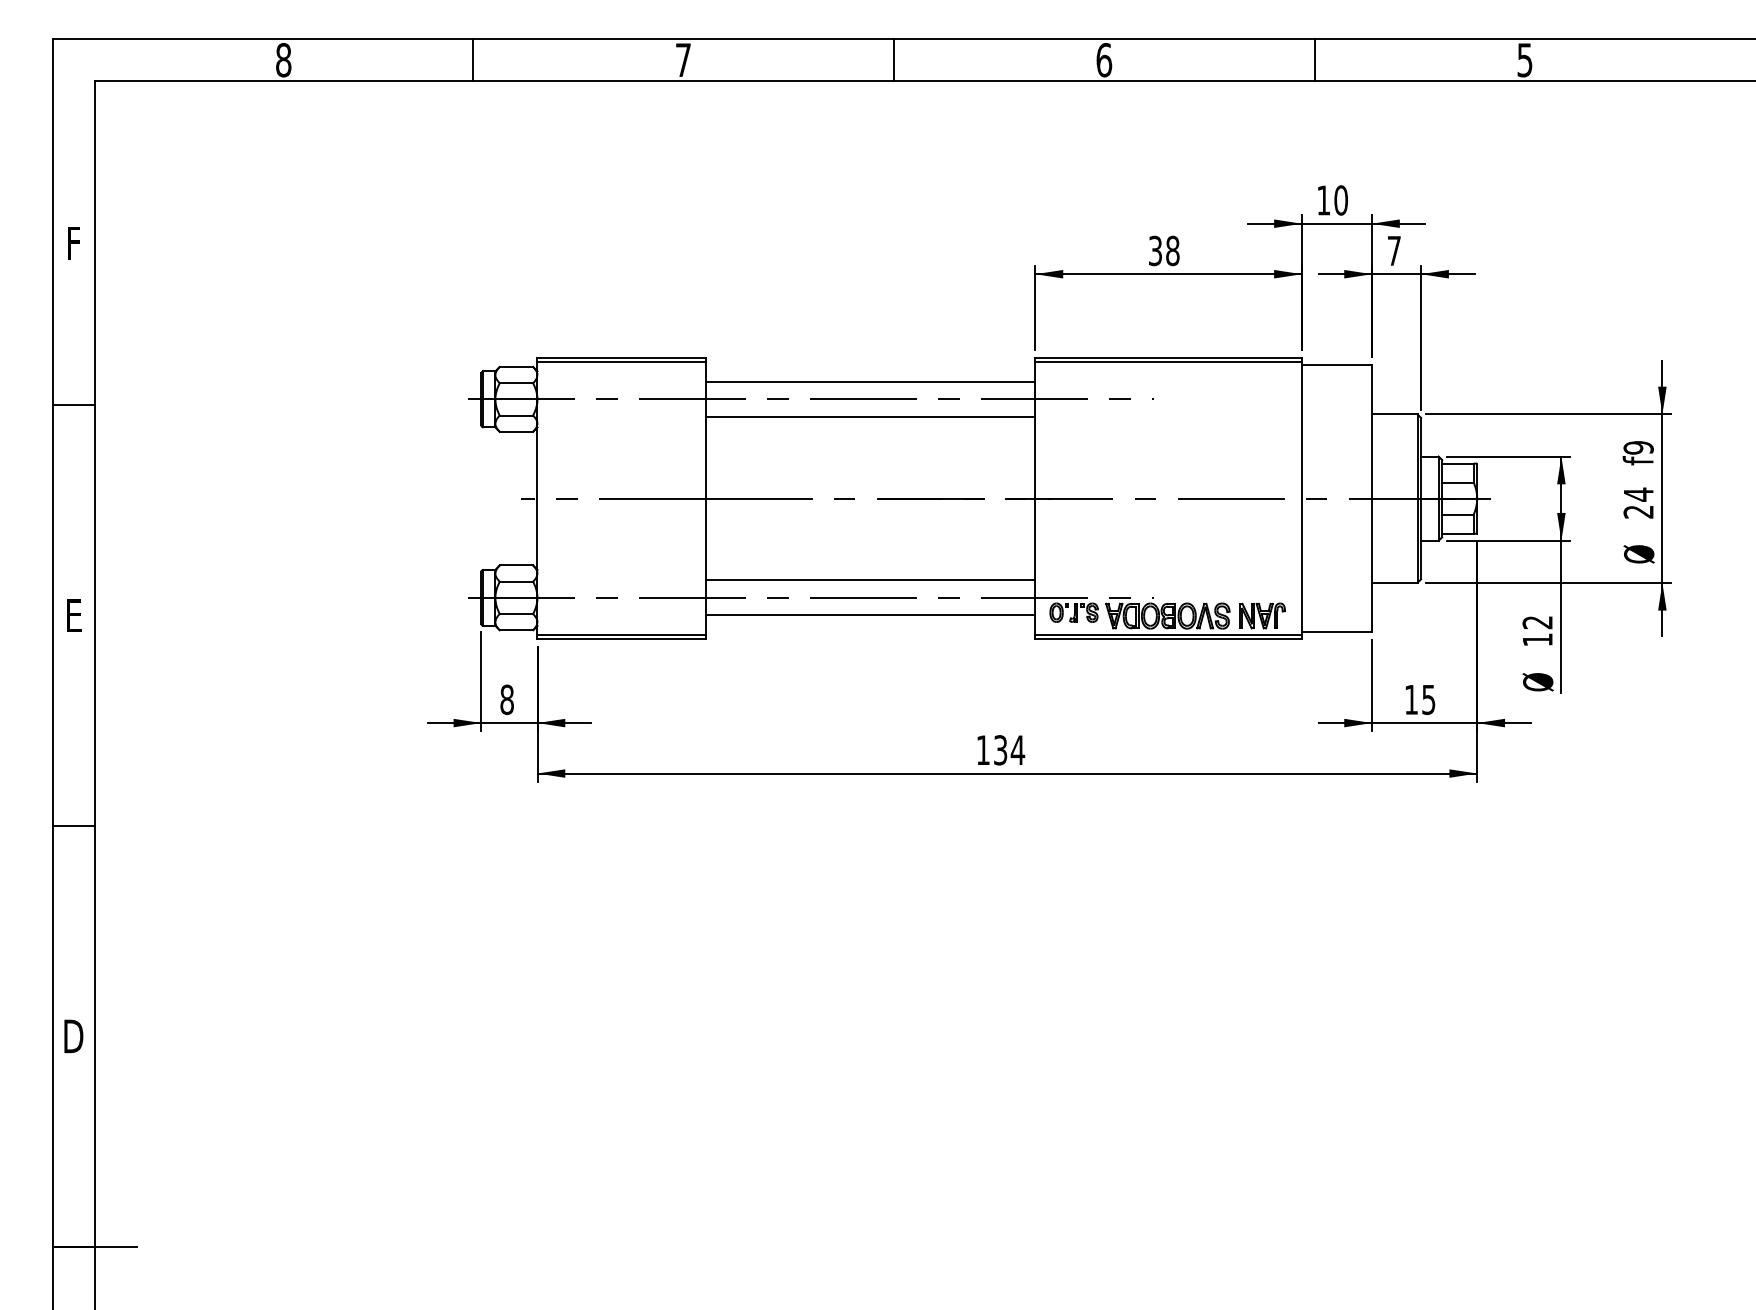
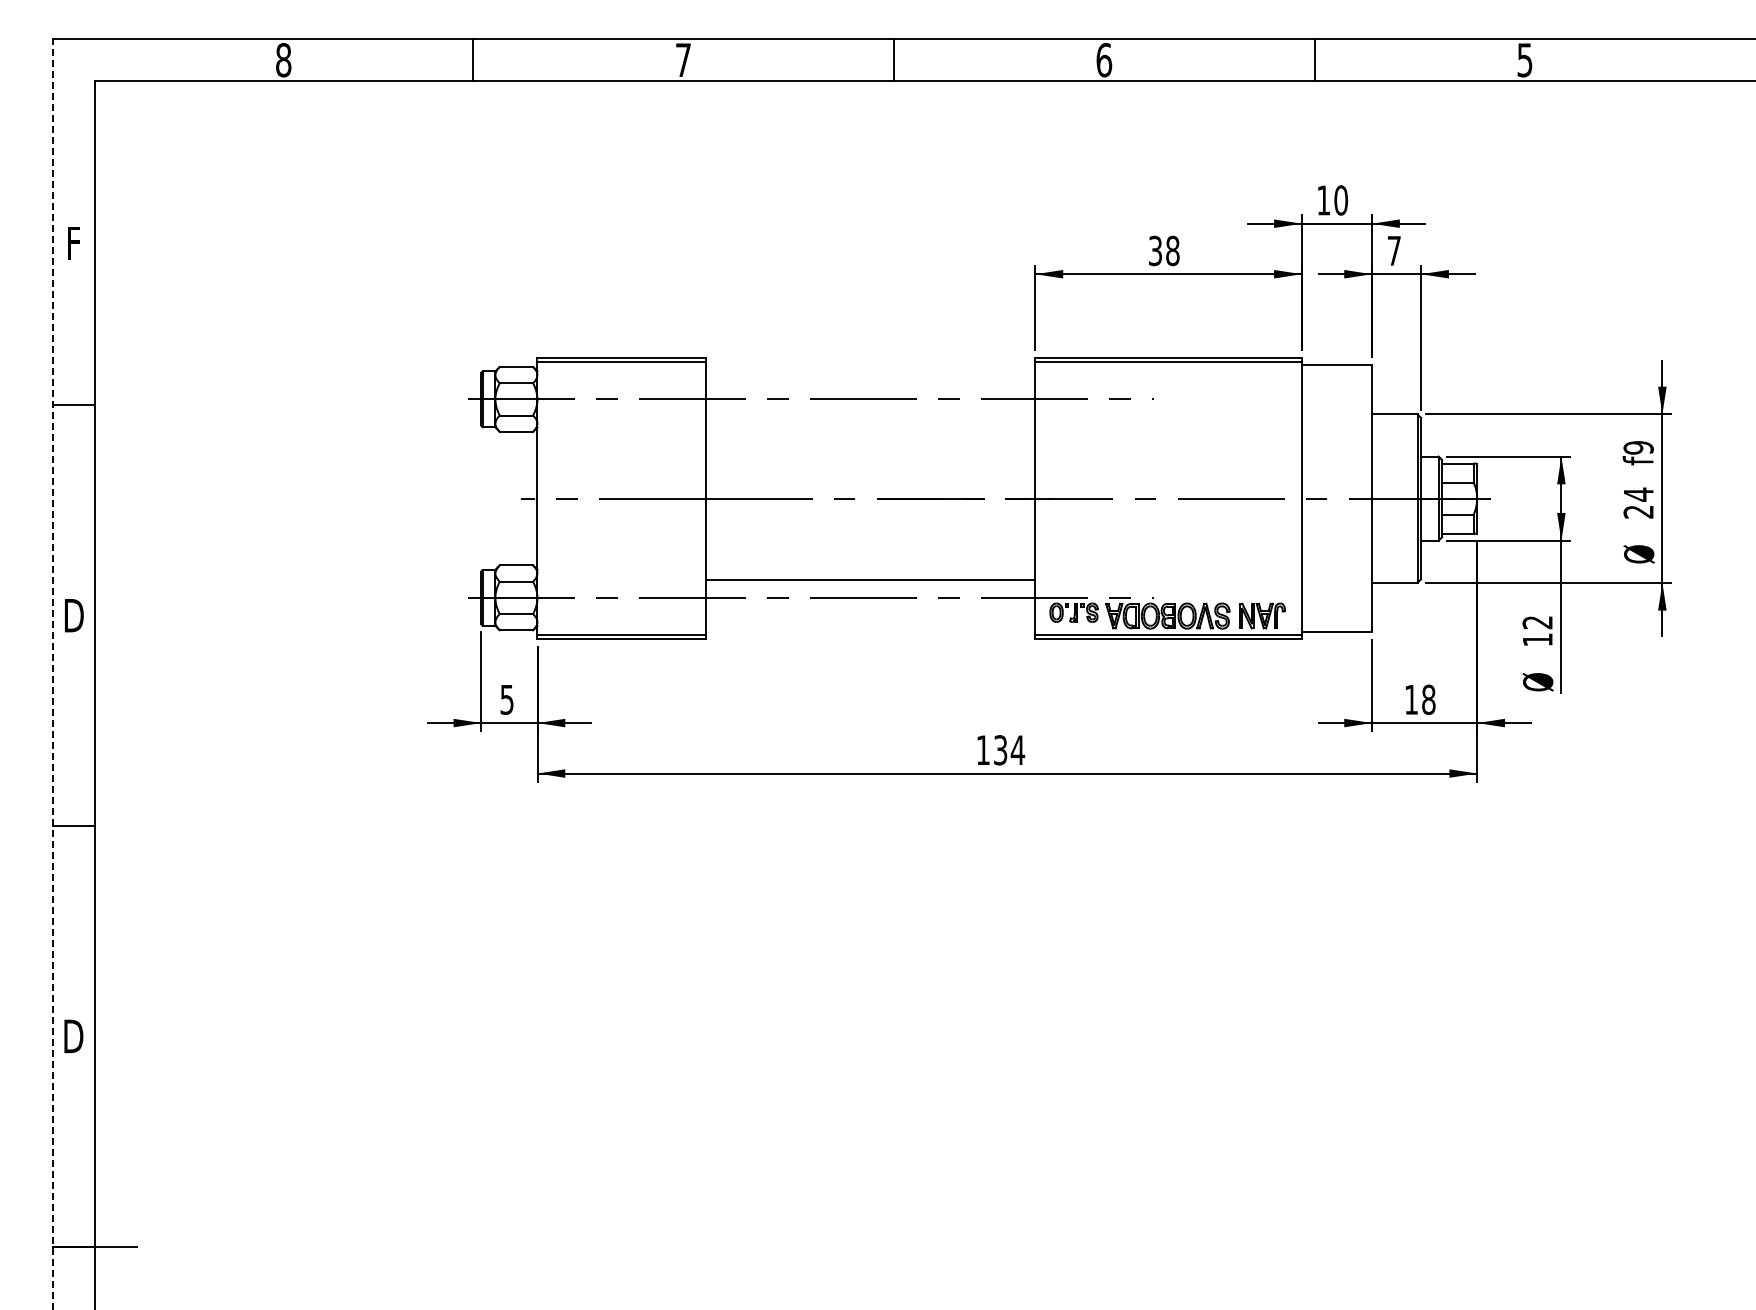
line: present -> none (870, 381)
line: present -> none (870, 416)
text: E -> D (74, 615)
line: present -> none (870, 615)
line: solid -> dashed (52, 673)
text: 8 -> 5 (506, 699)
text: 15 -> 18 (1428, 699)
